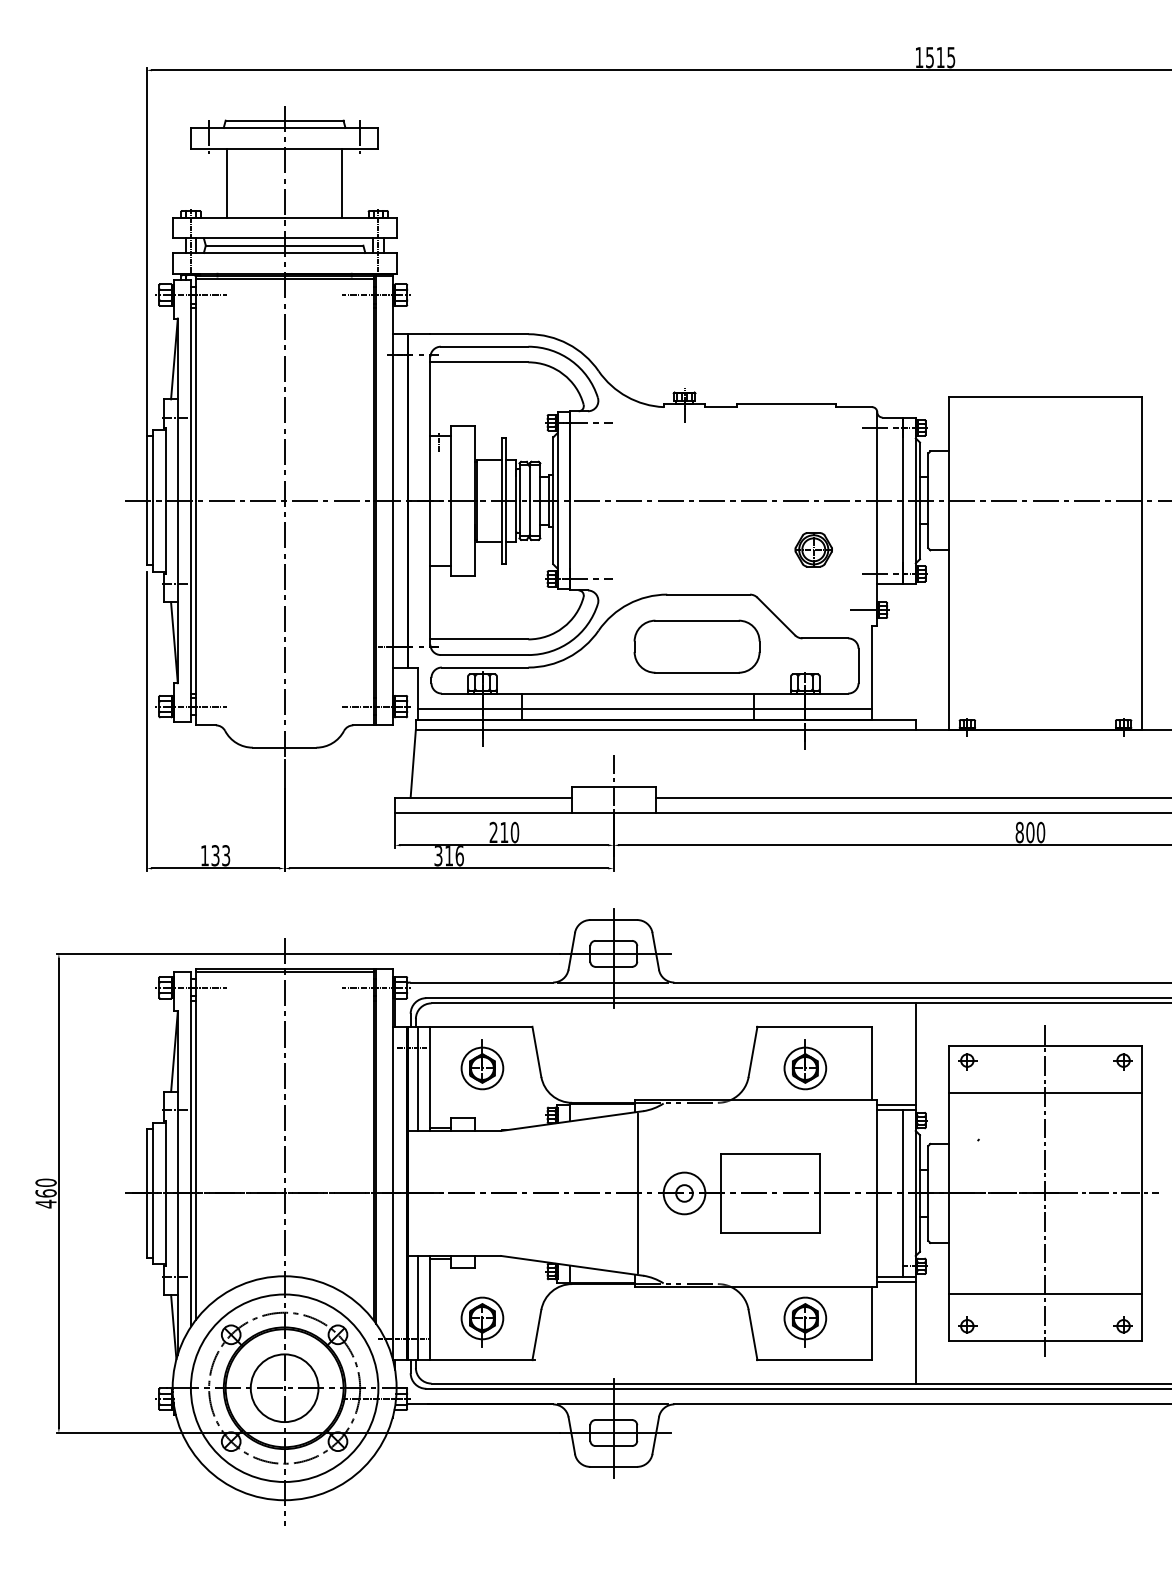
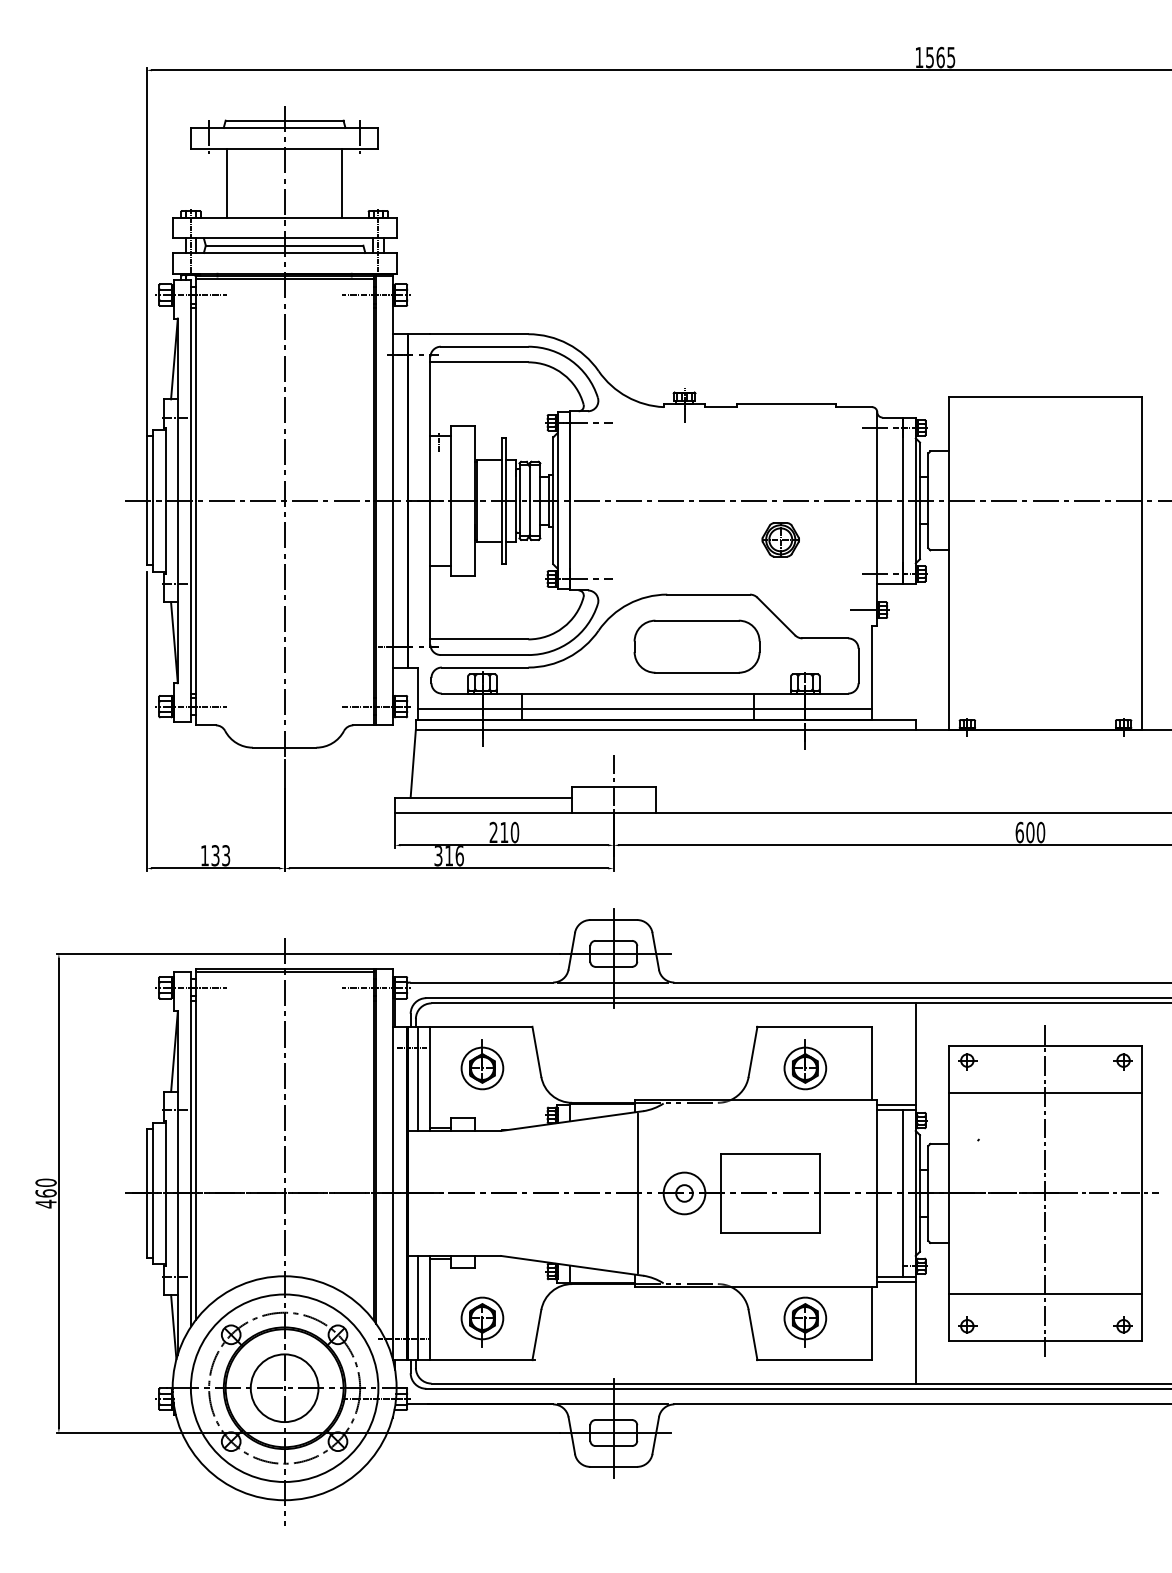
text: 1515 -> 1565 (940, 57)
part position: (813, 549) -> (780, 539) (780, 539)
line: present -> none (911, 797)
text: 800 -> 600 (1019, 832)
